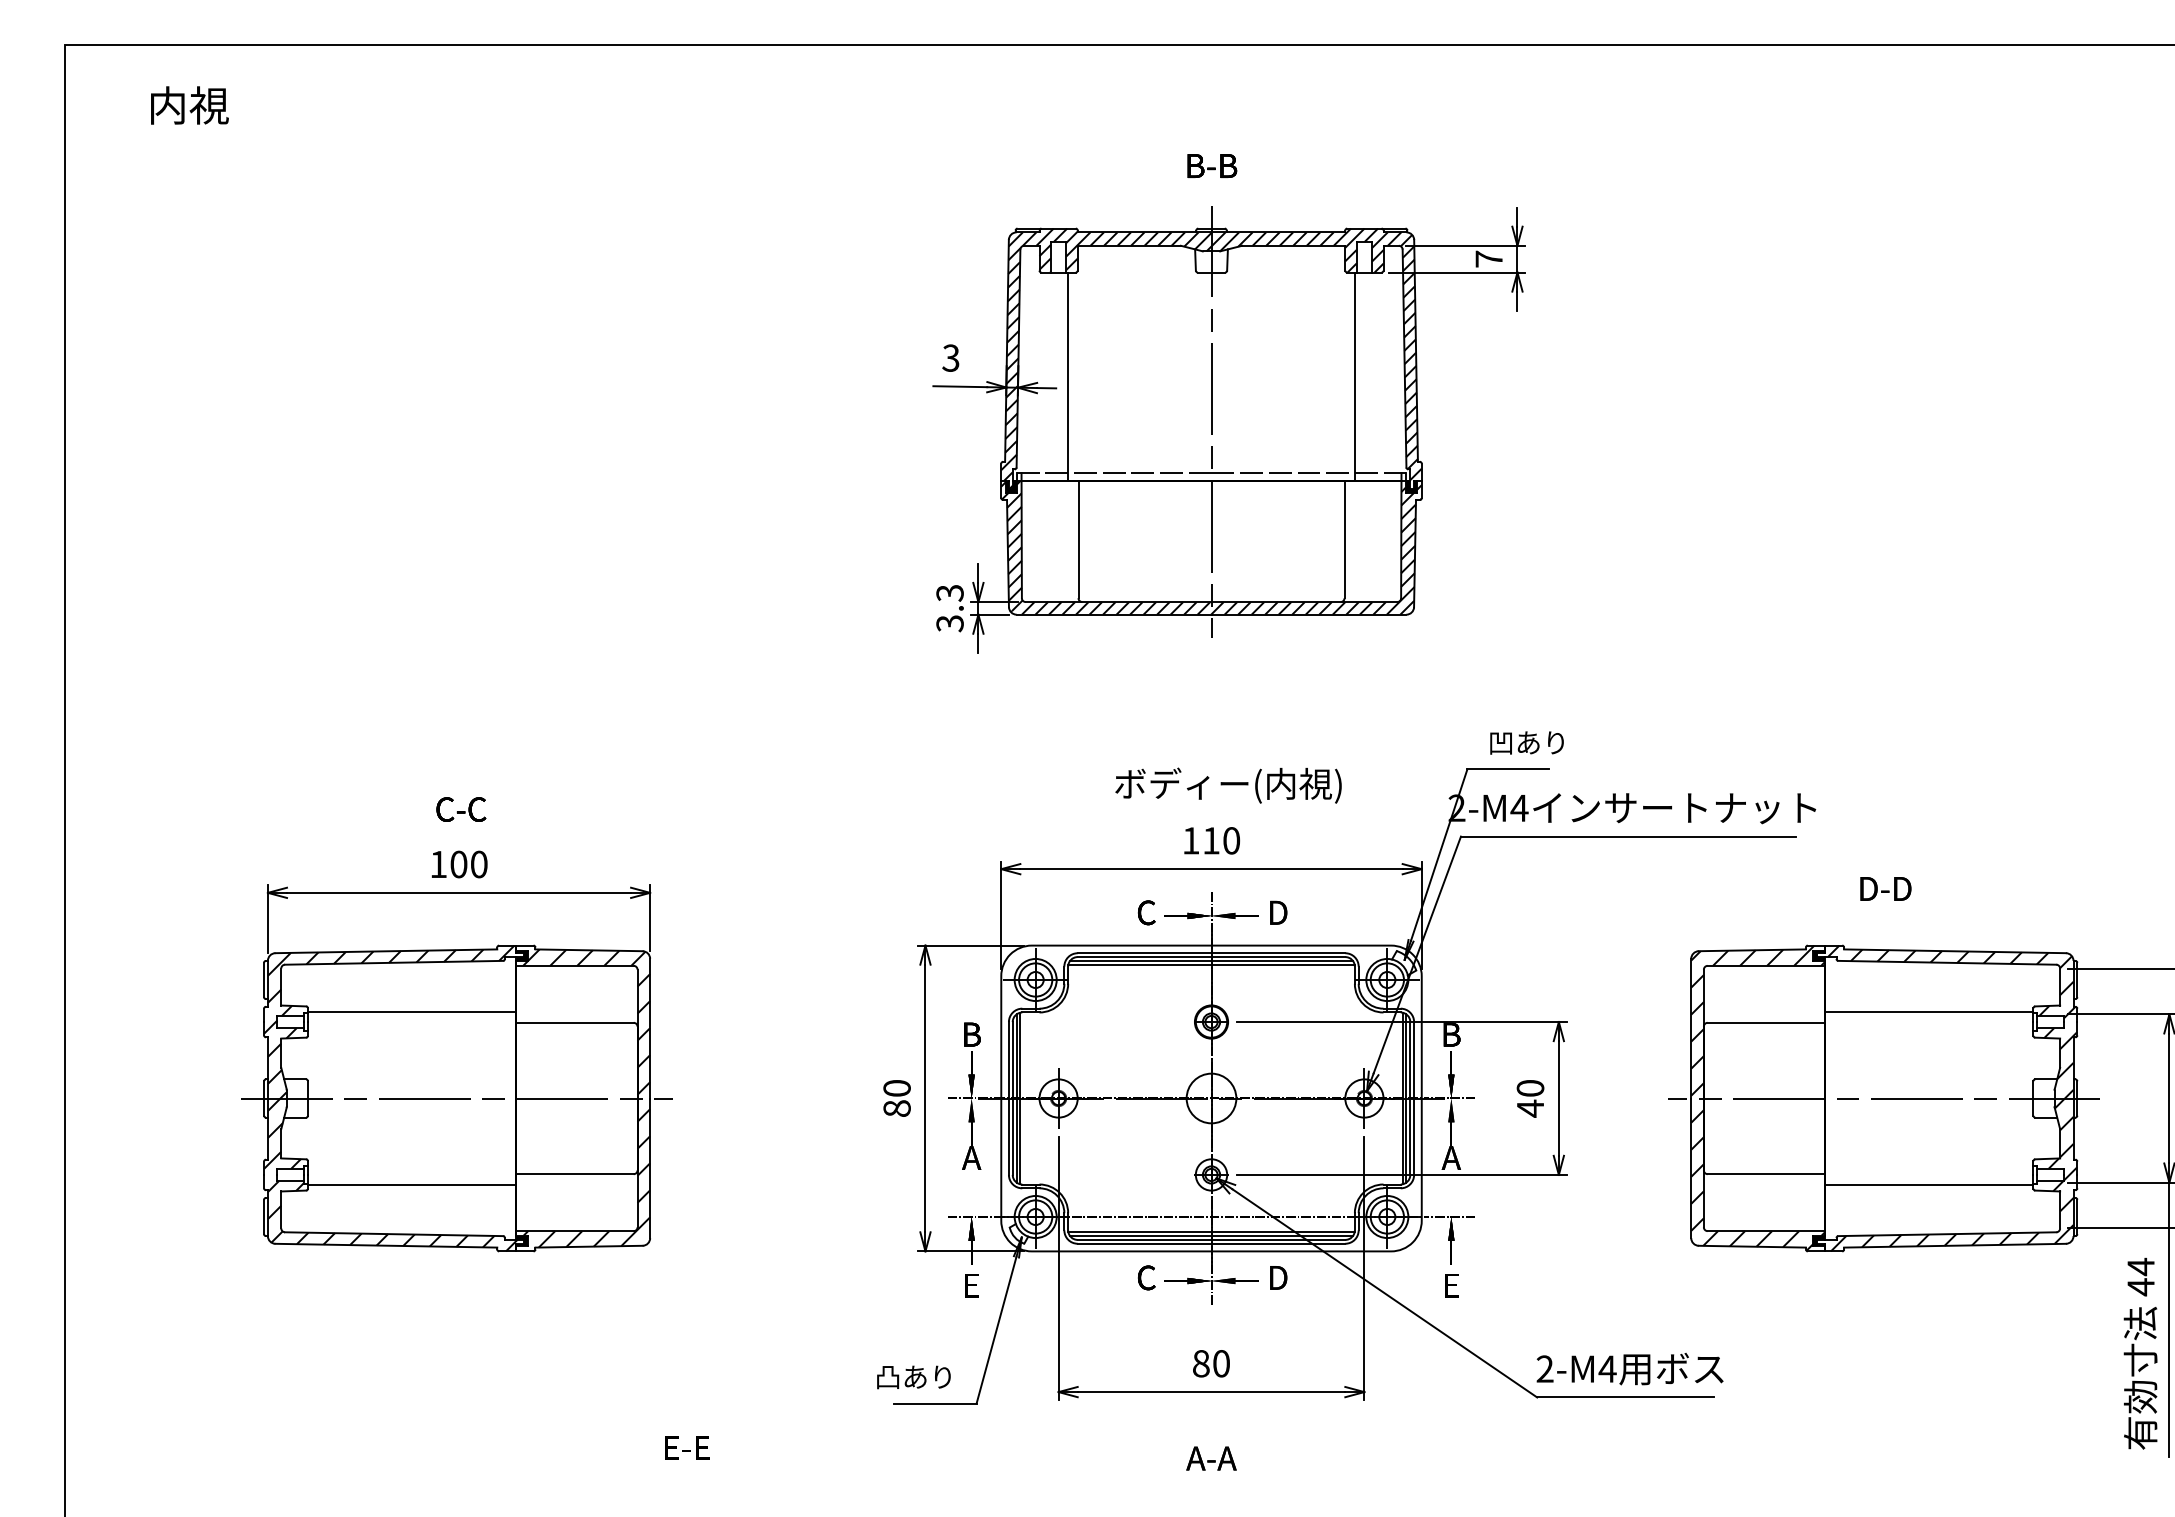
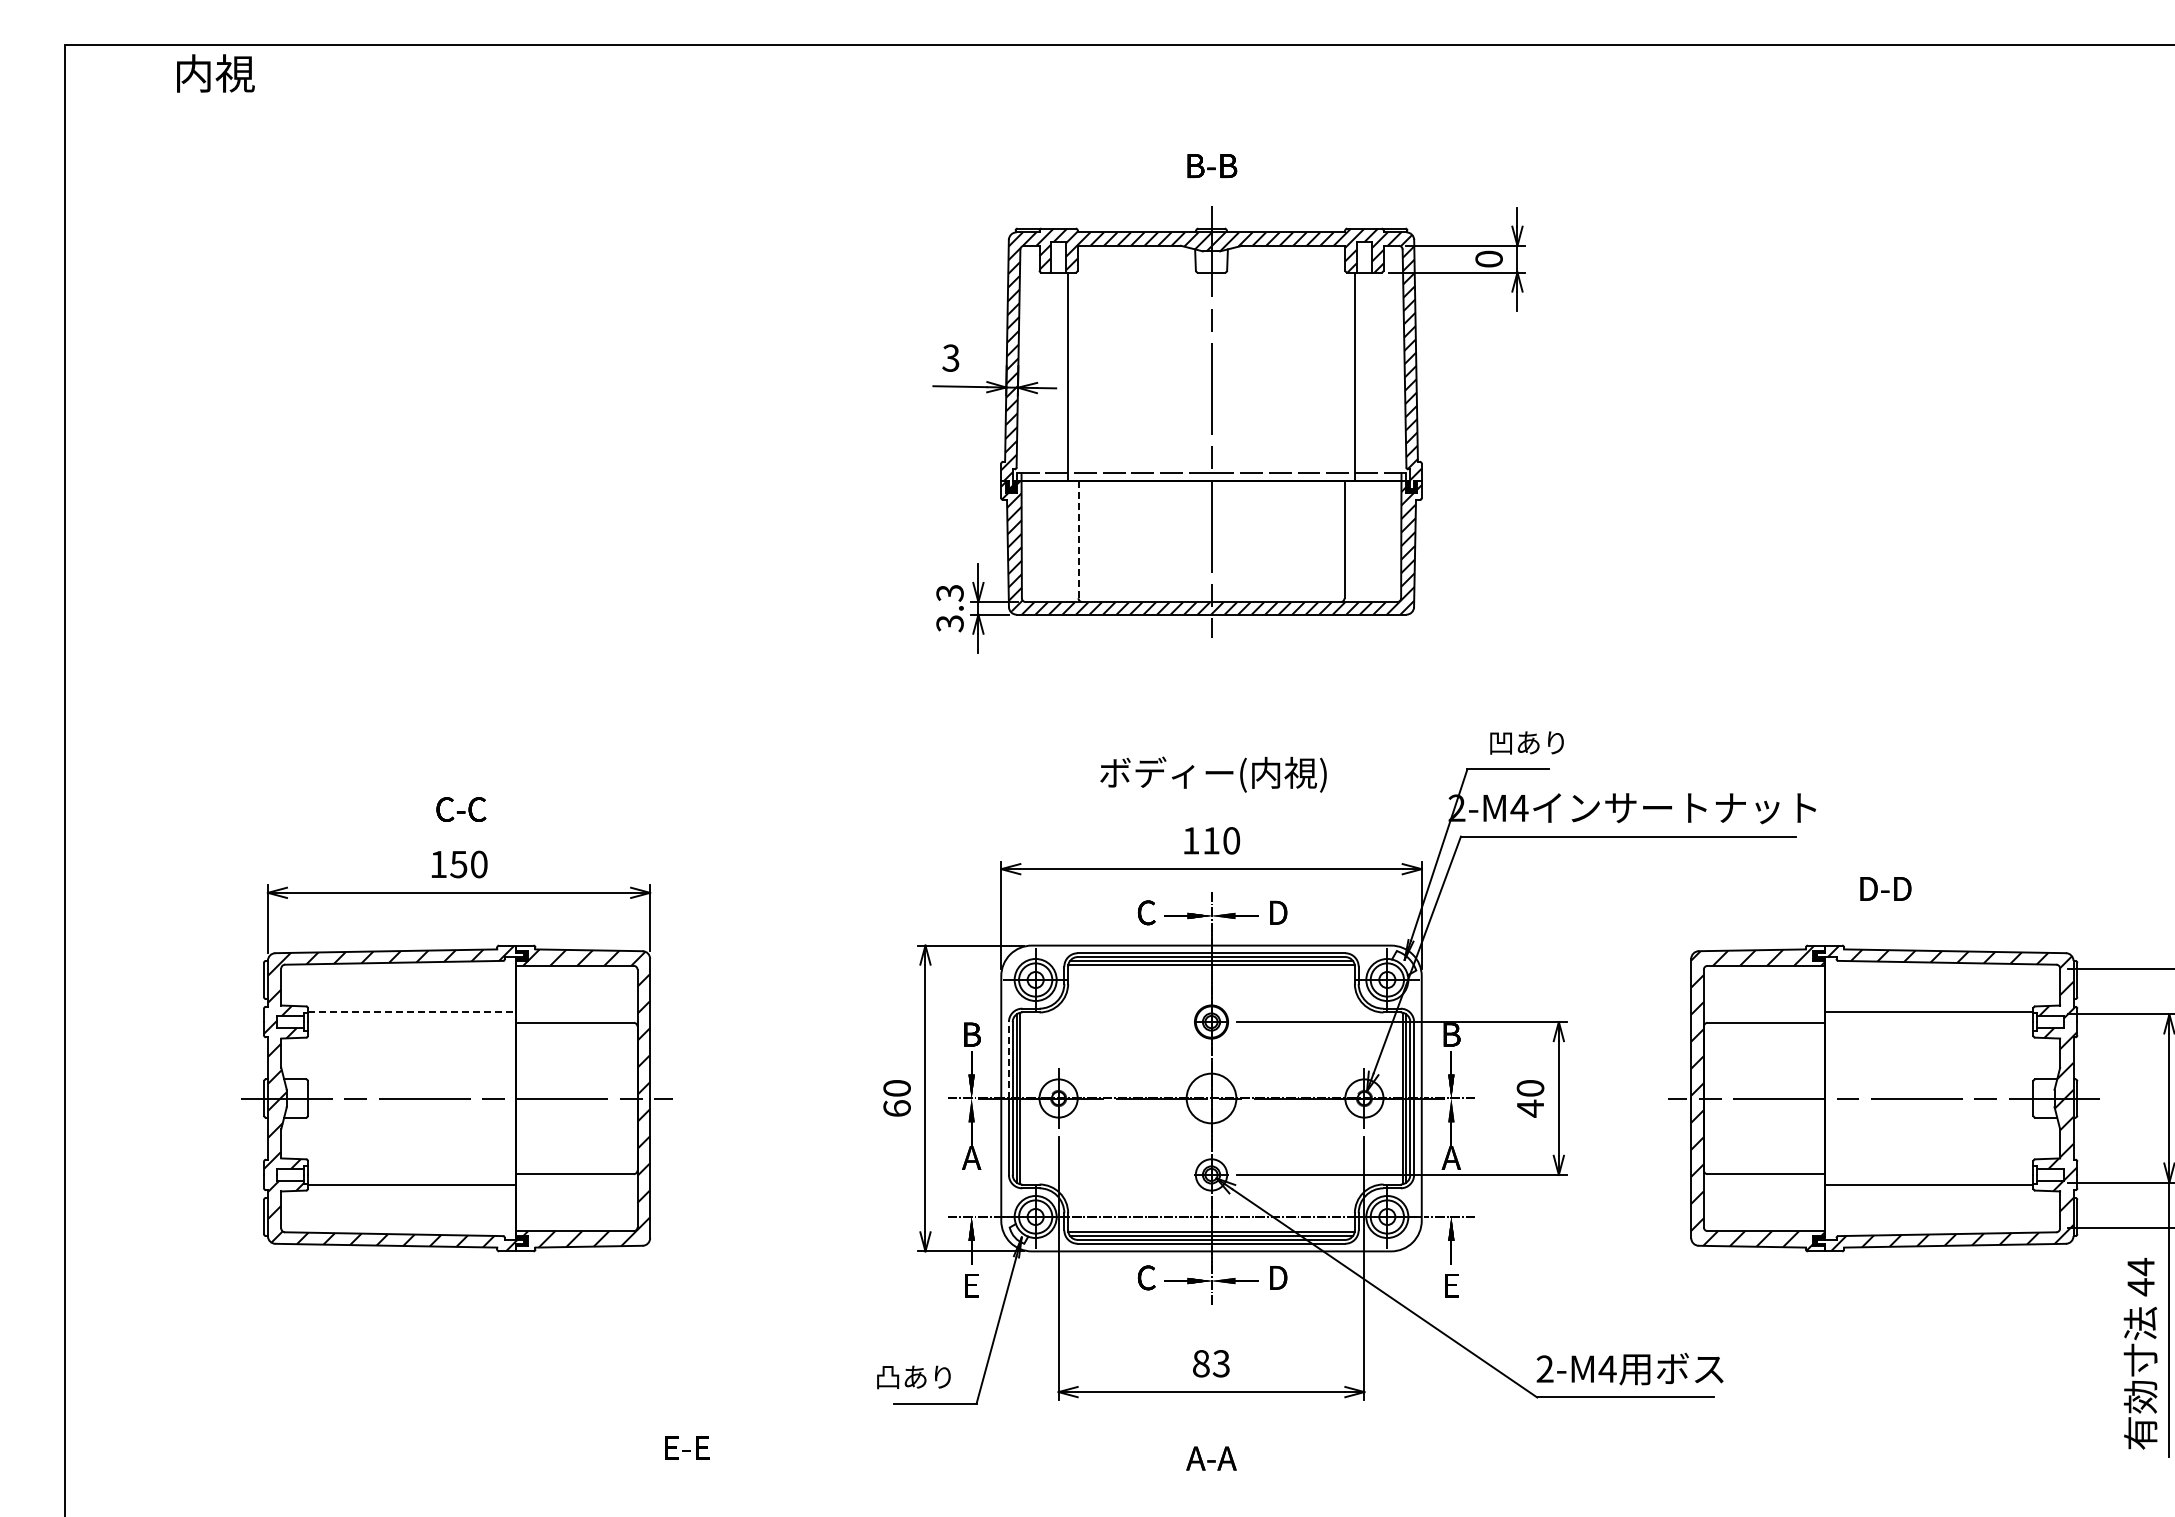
text position: (189, 105) -> (215, 73) (215, 73)
text: 7 -> 0 (1488, 258)
line: solid -> dashed (1078, 539)
text position: (1228, 785) -> (1213, 774) (1213, 774)
text: 100 -> 150 (458, 864)
line: solid -> dashed (412, 1012)
line: solid -> dashed (1008, 1059)
text: 80 -> 60 (896, 1108)
text: 80 -> 83 (1220, 1363)
